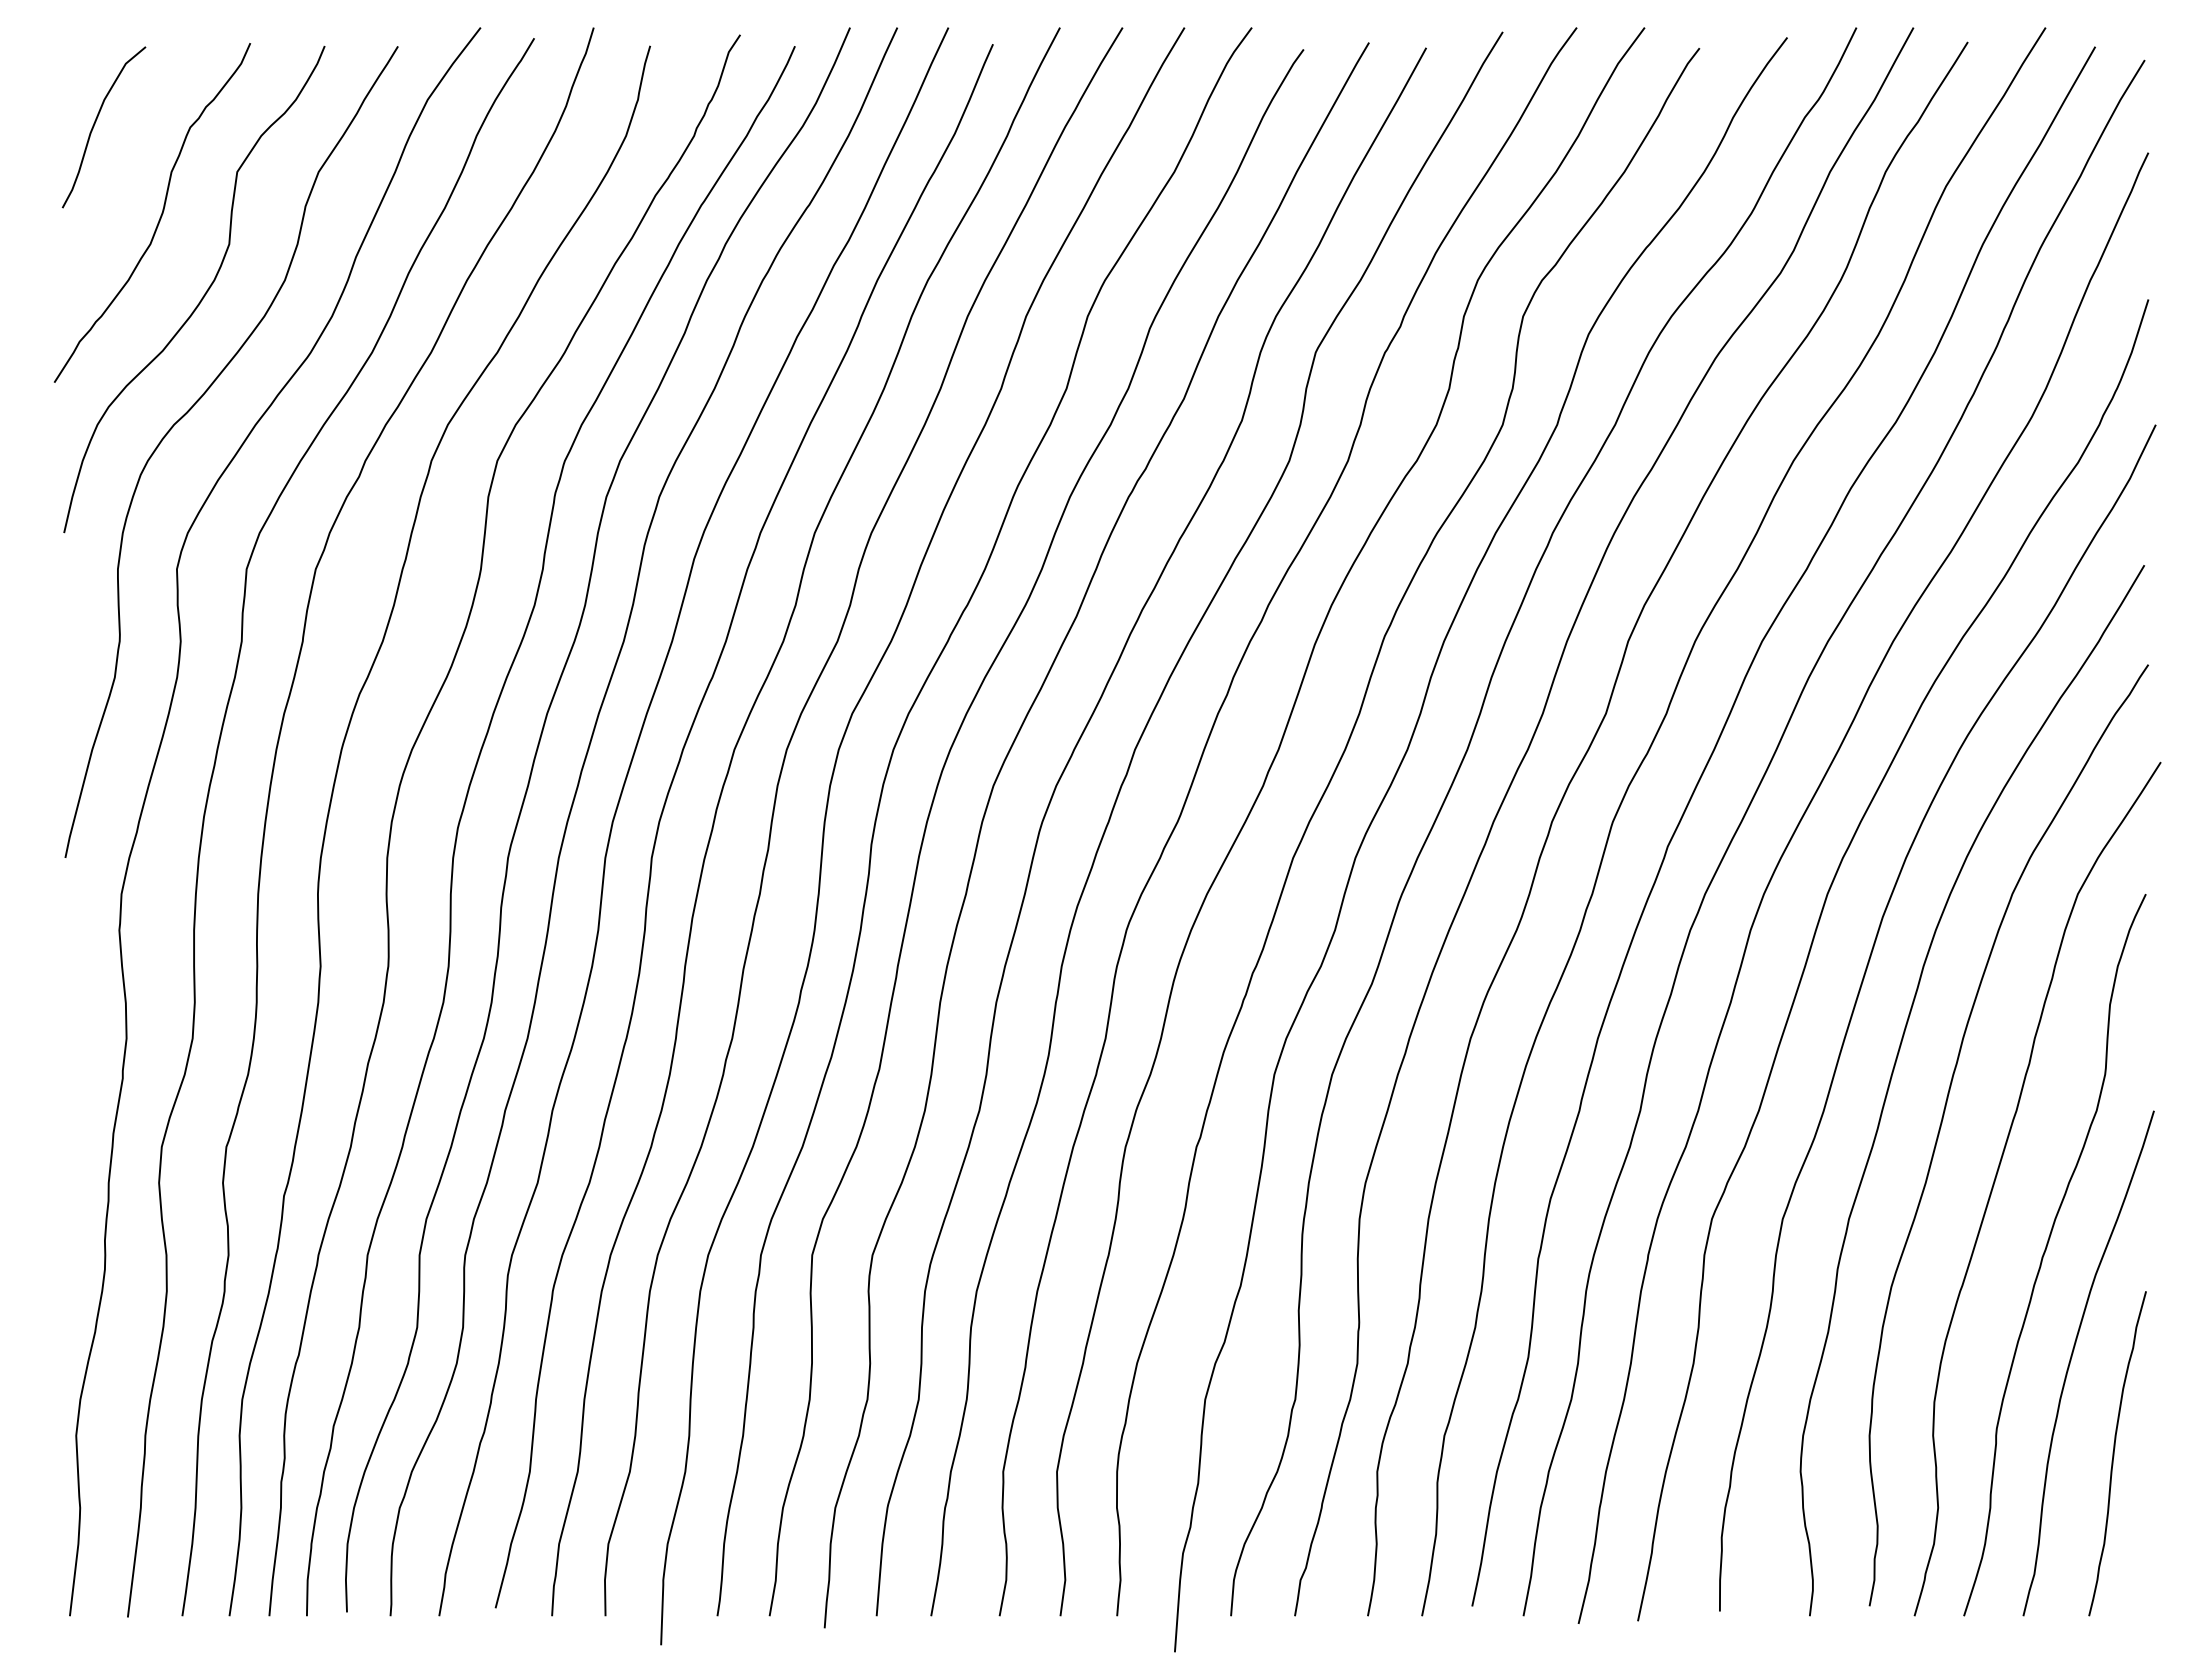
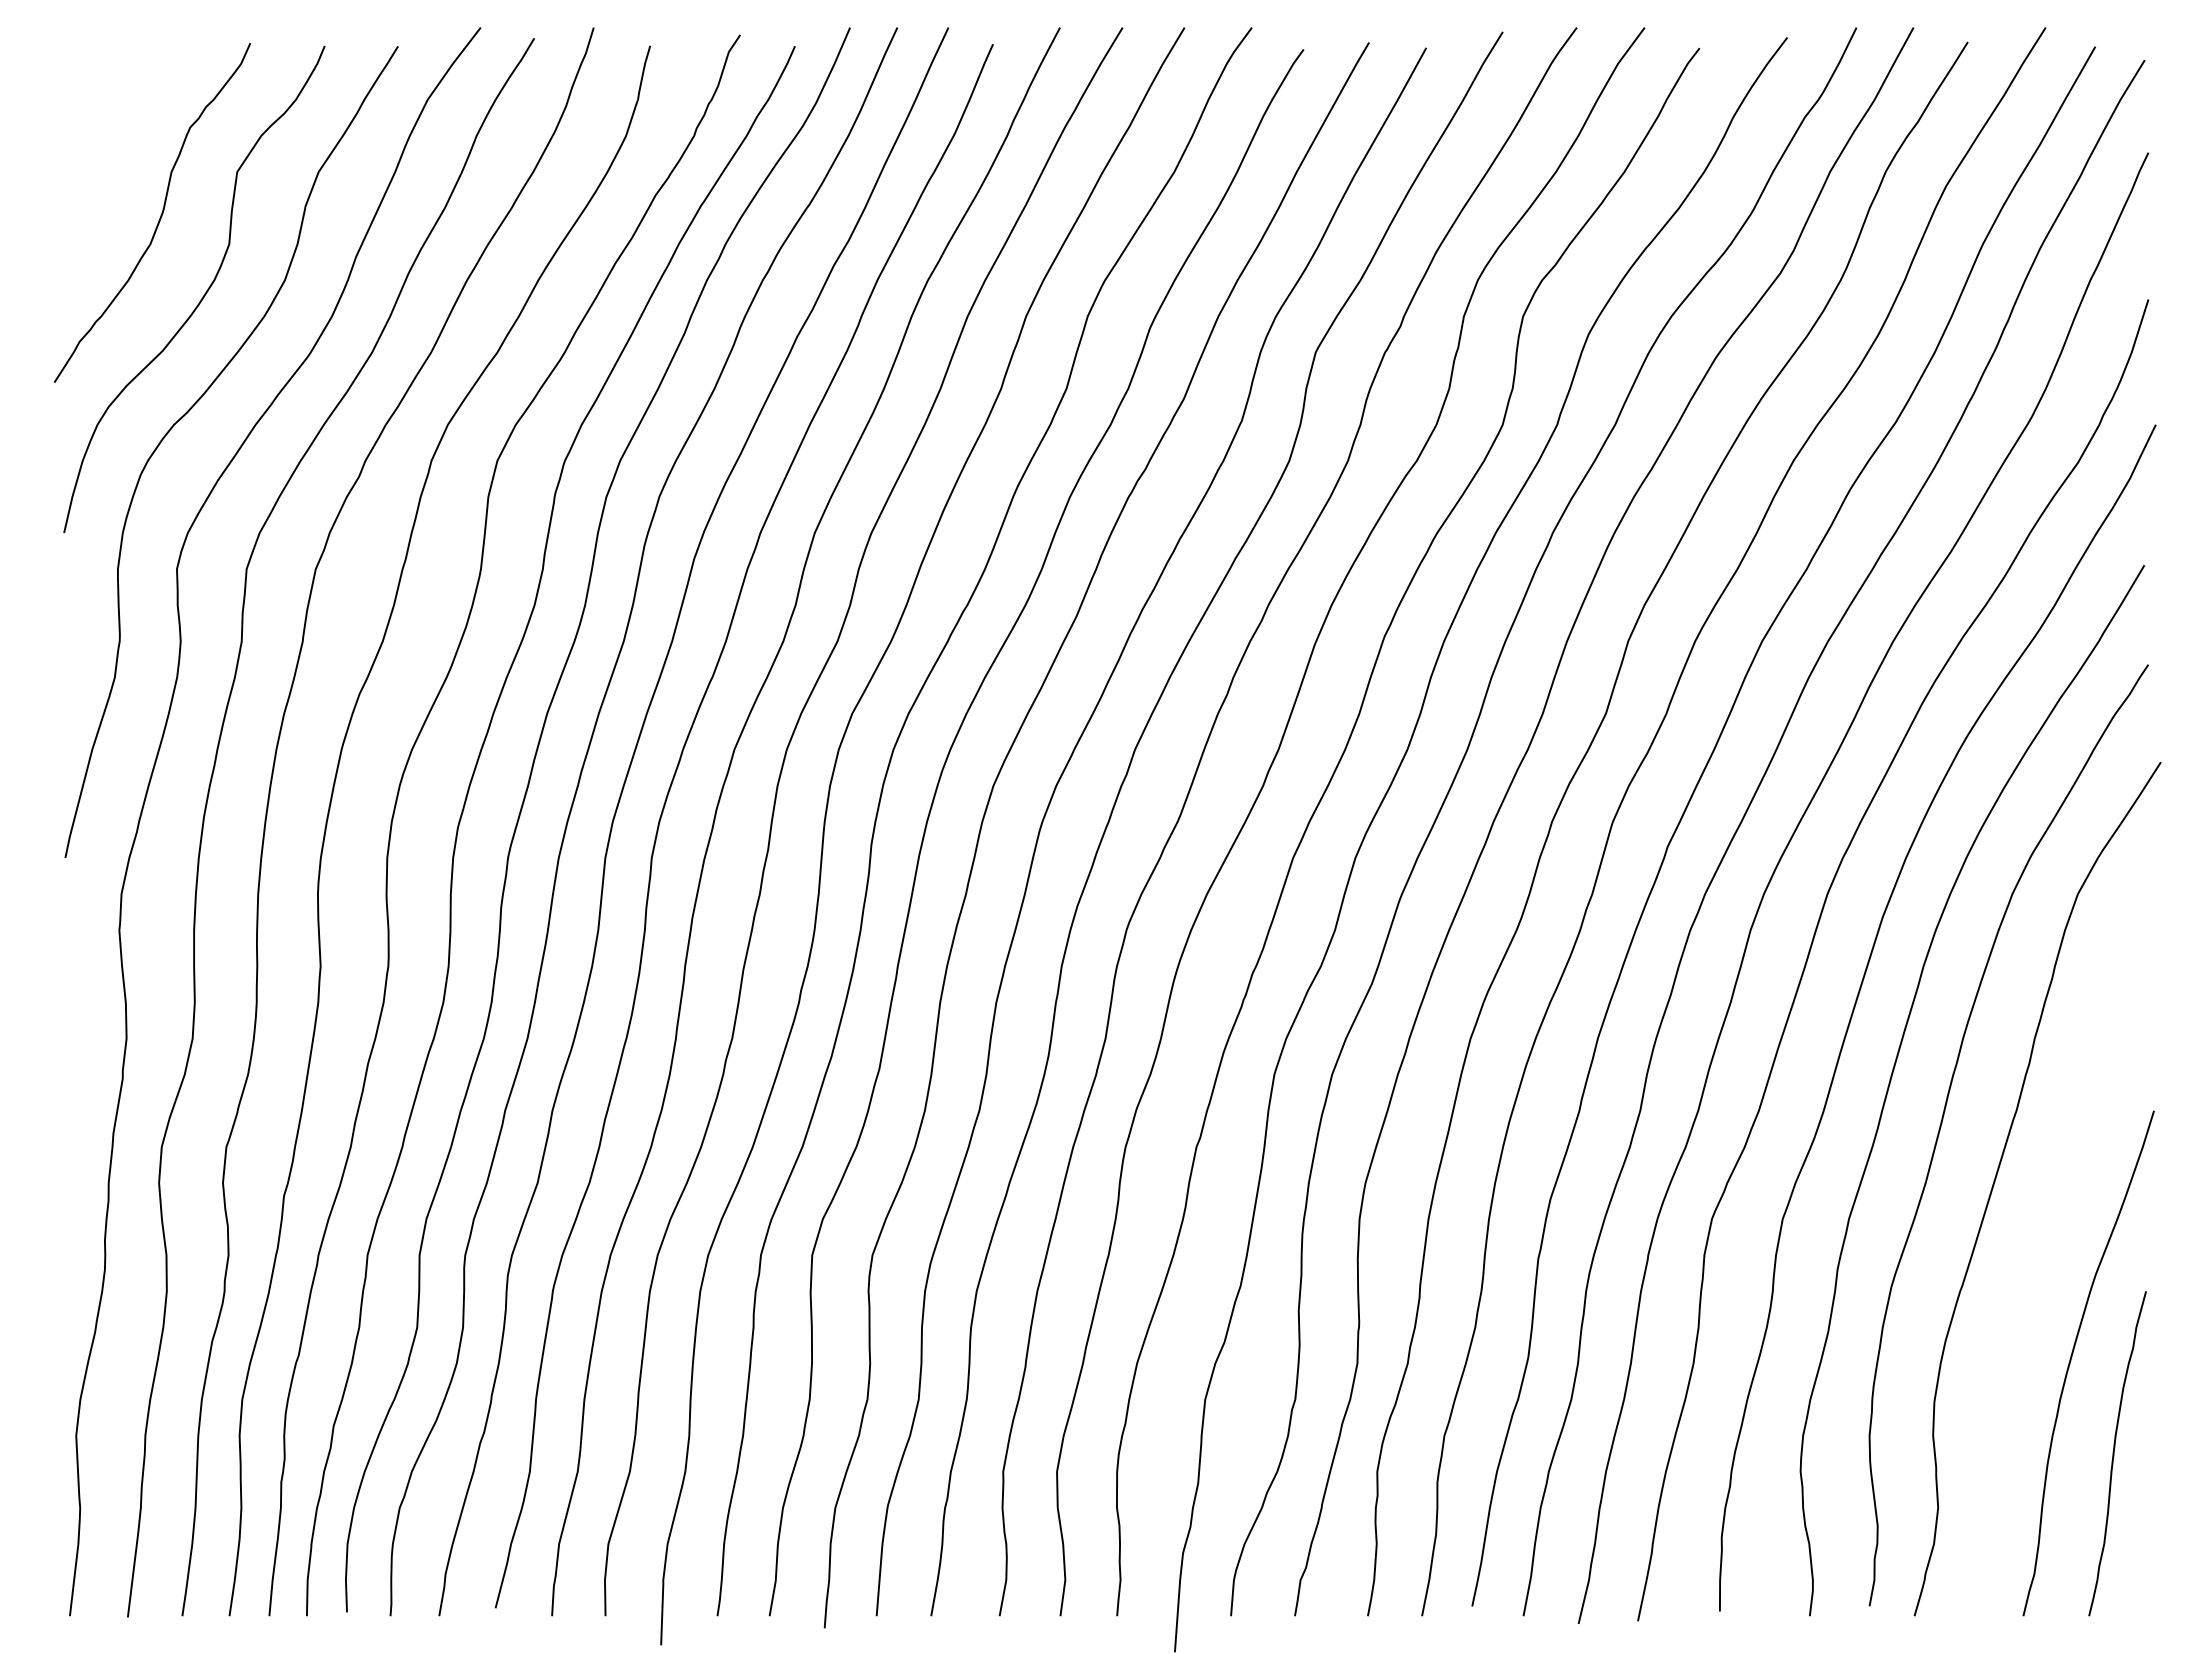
curve: present -> none (95, 124)
curve: present -> none (2045, 1253)
